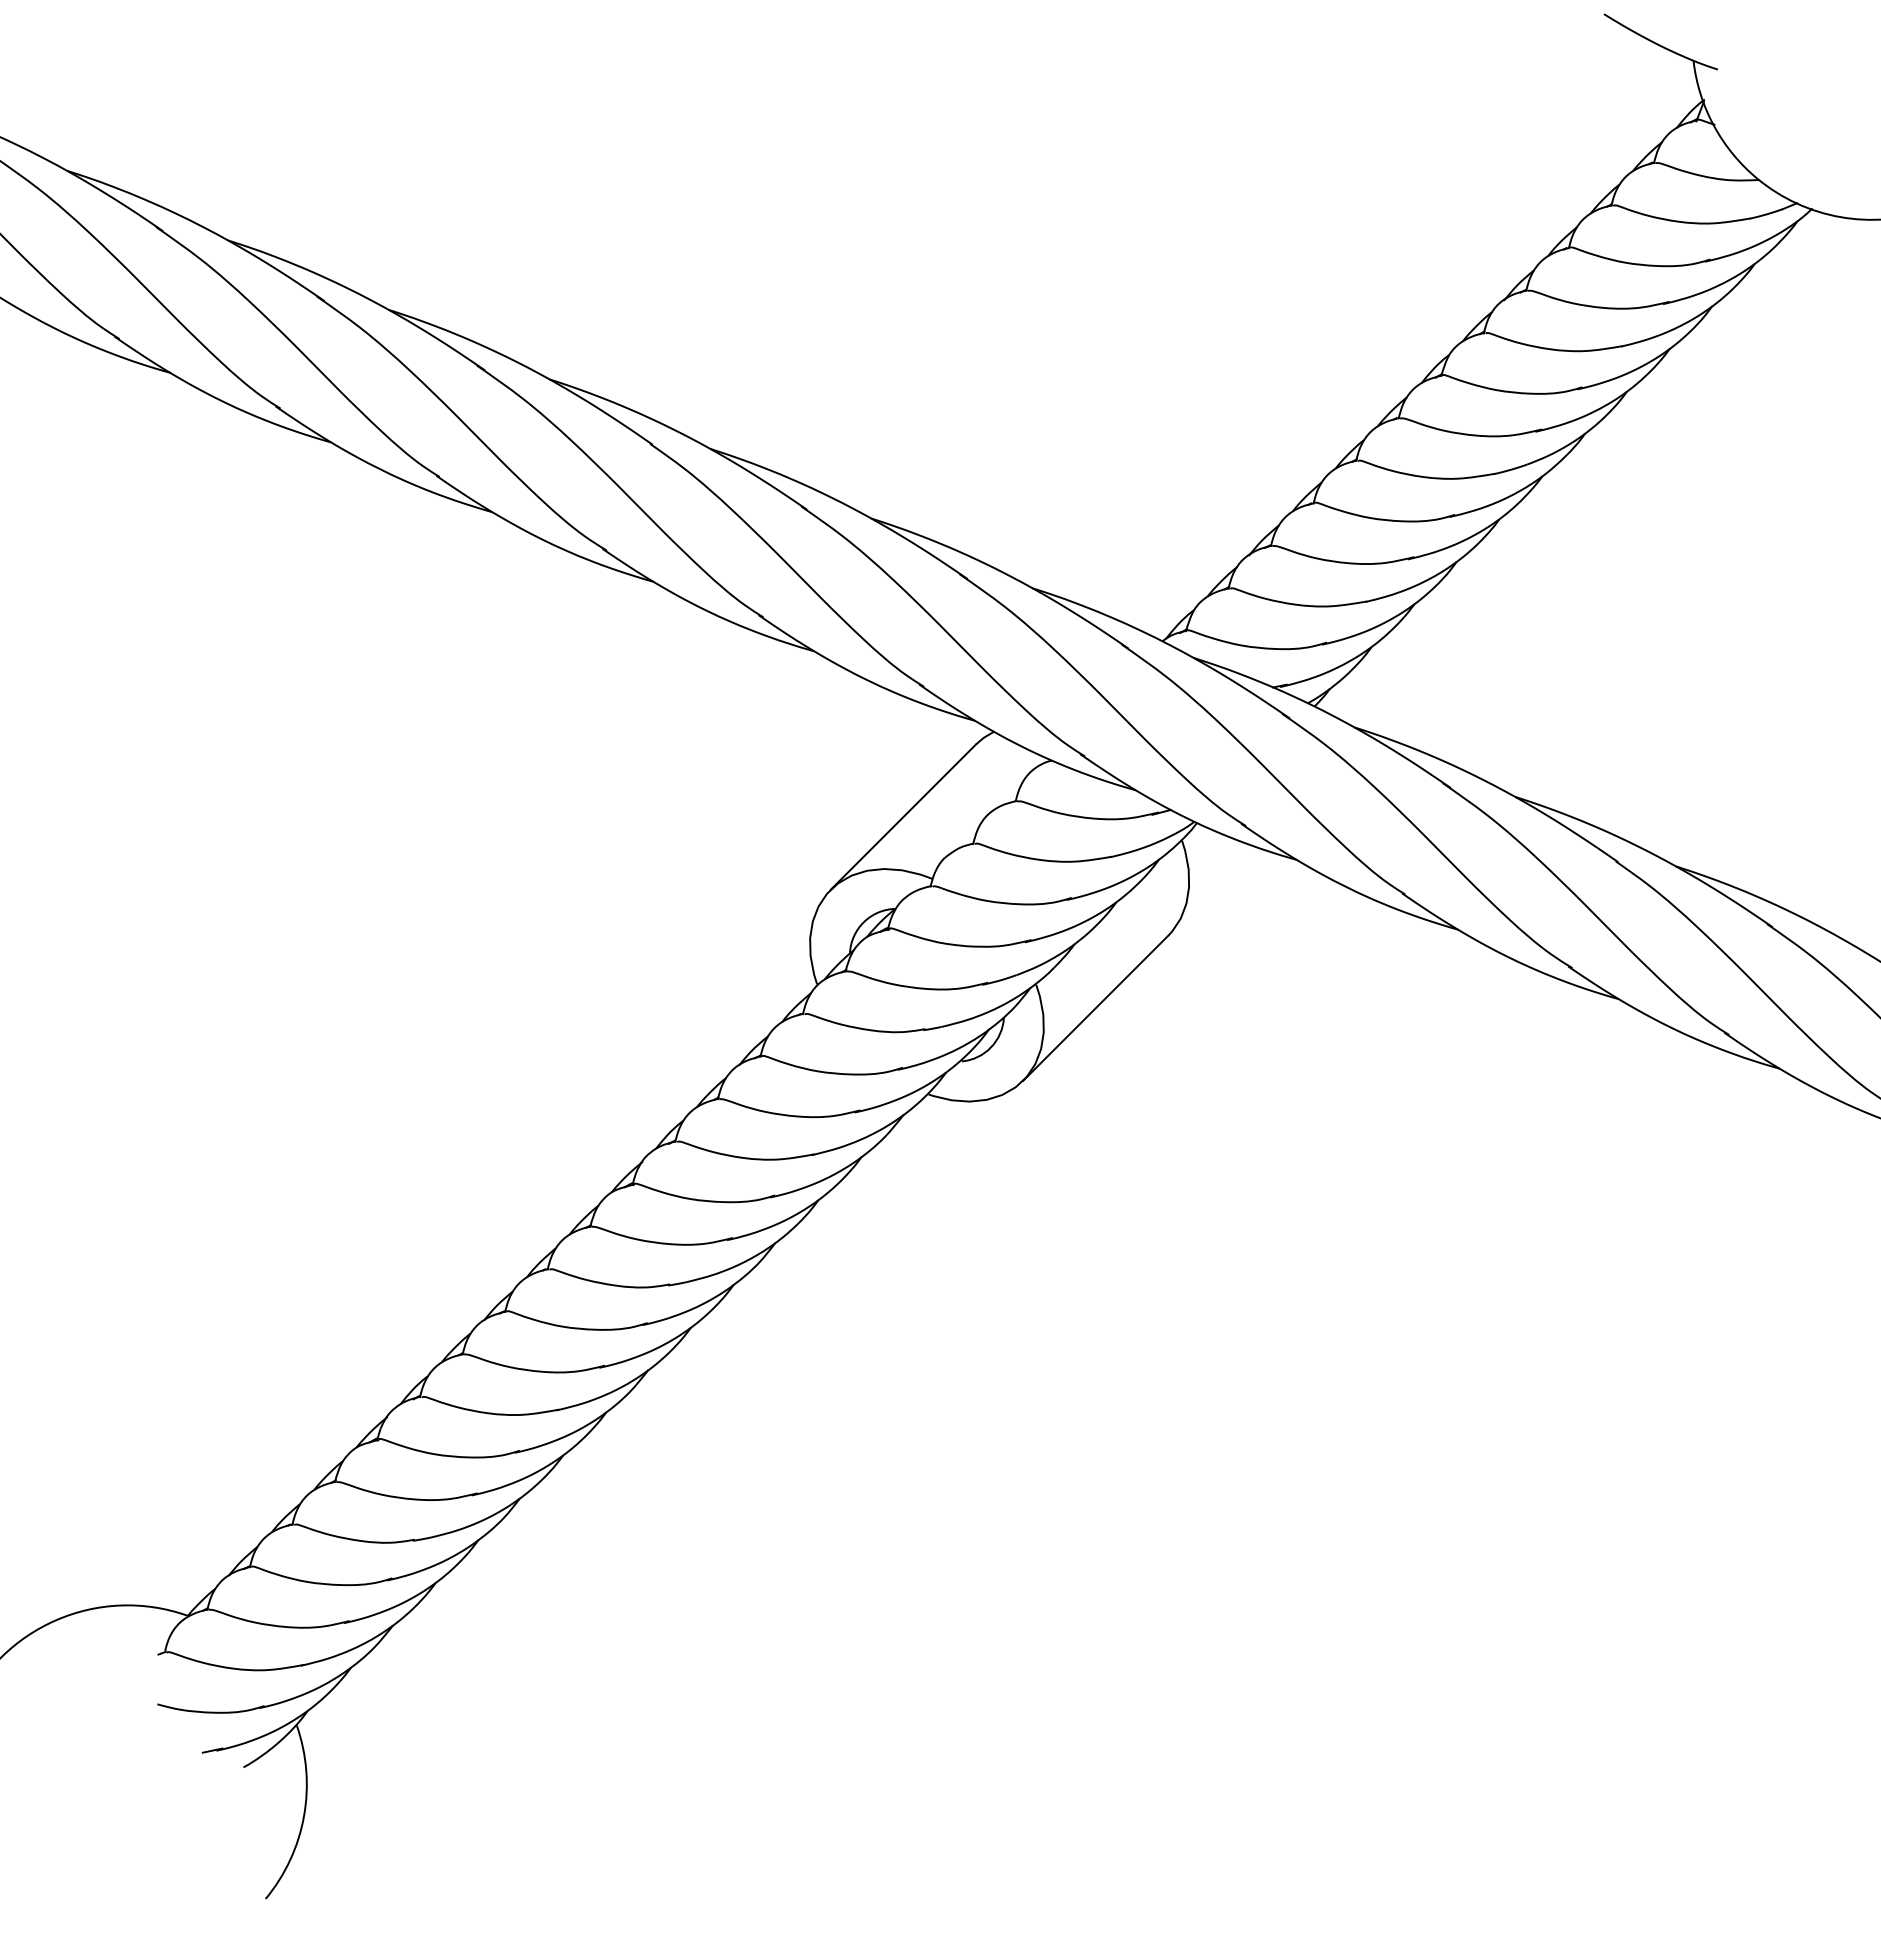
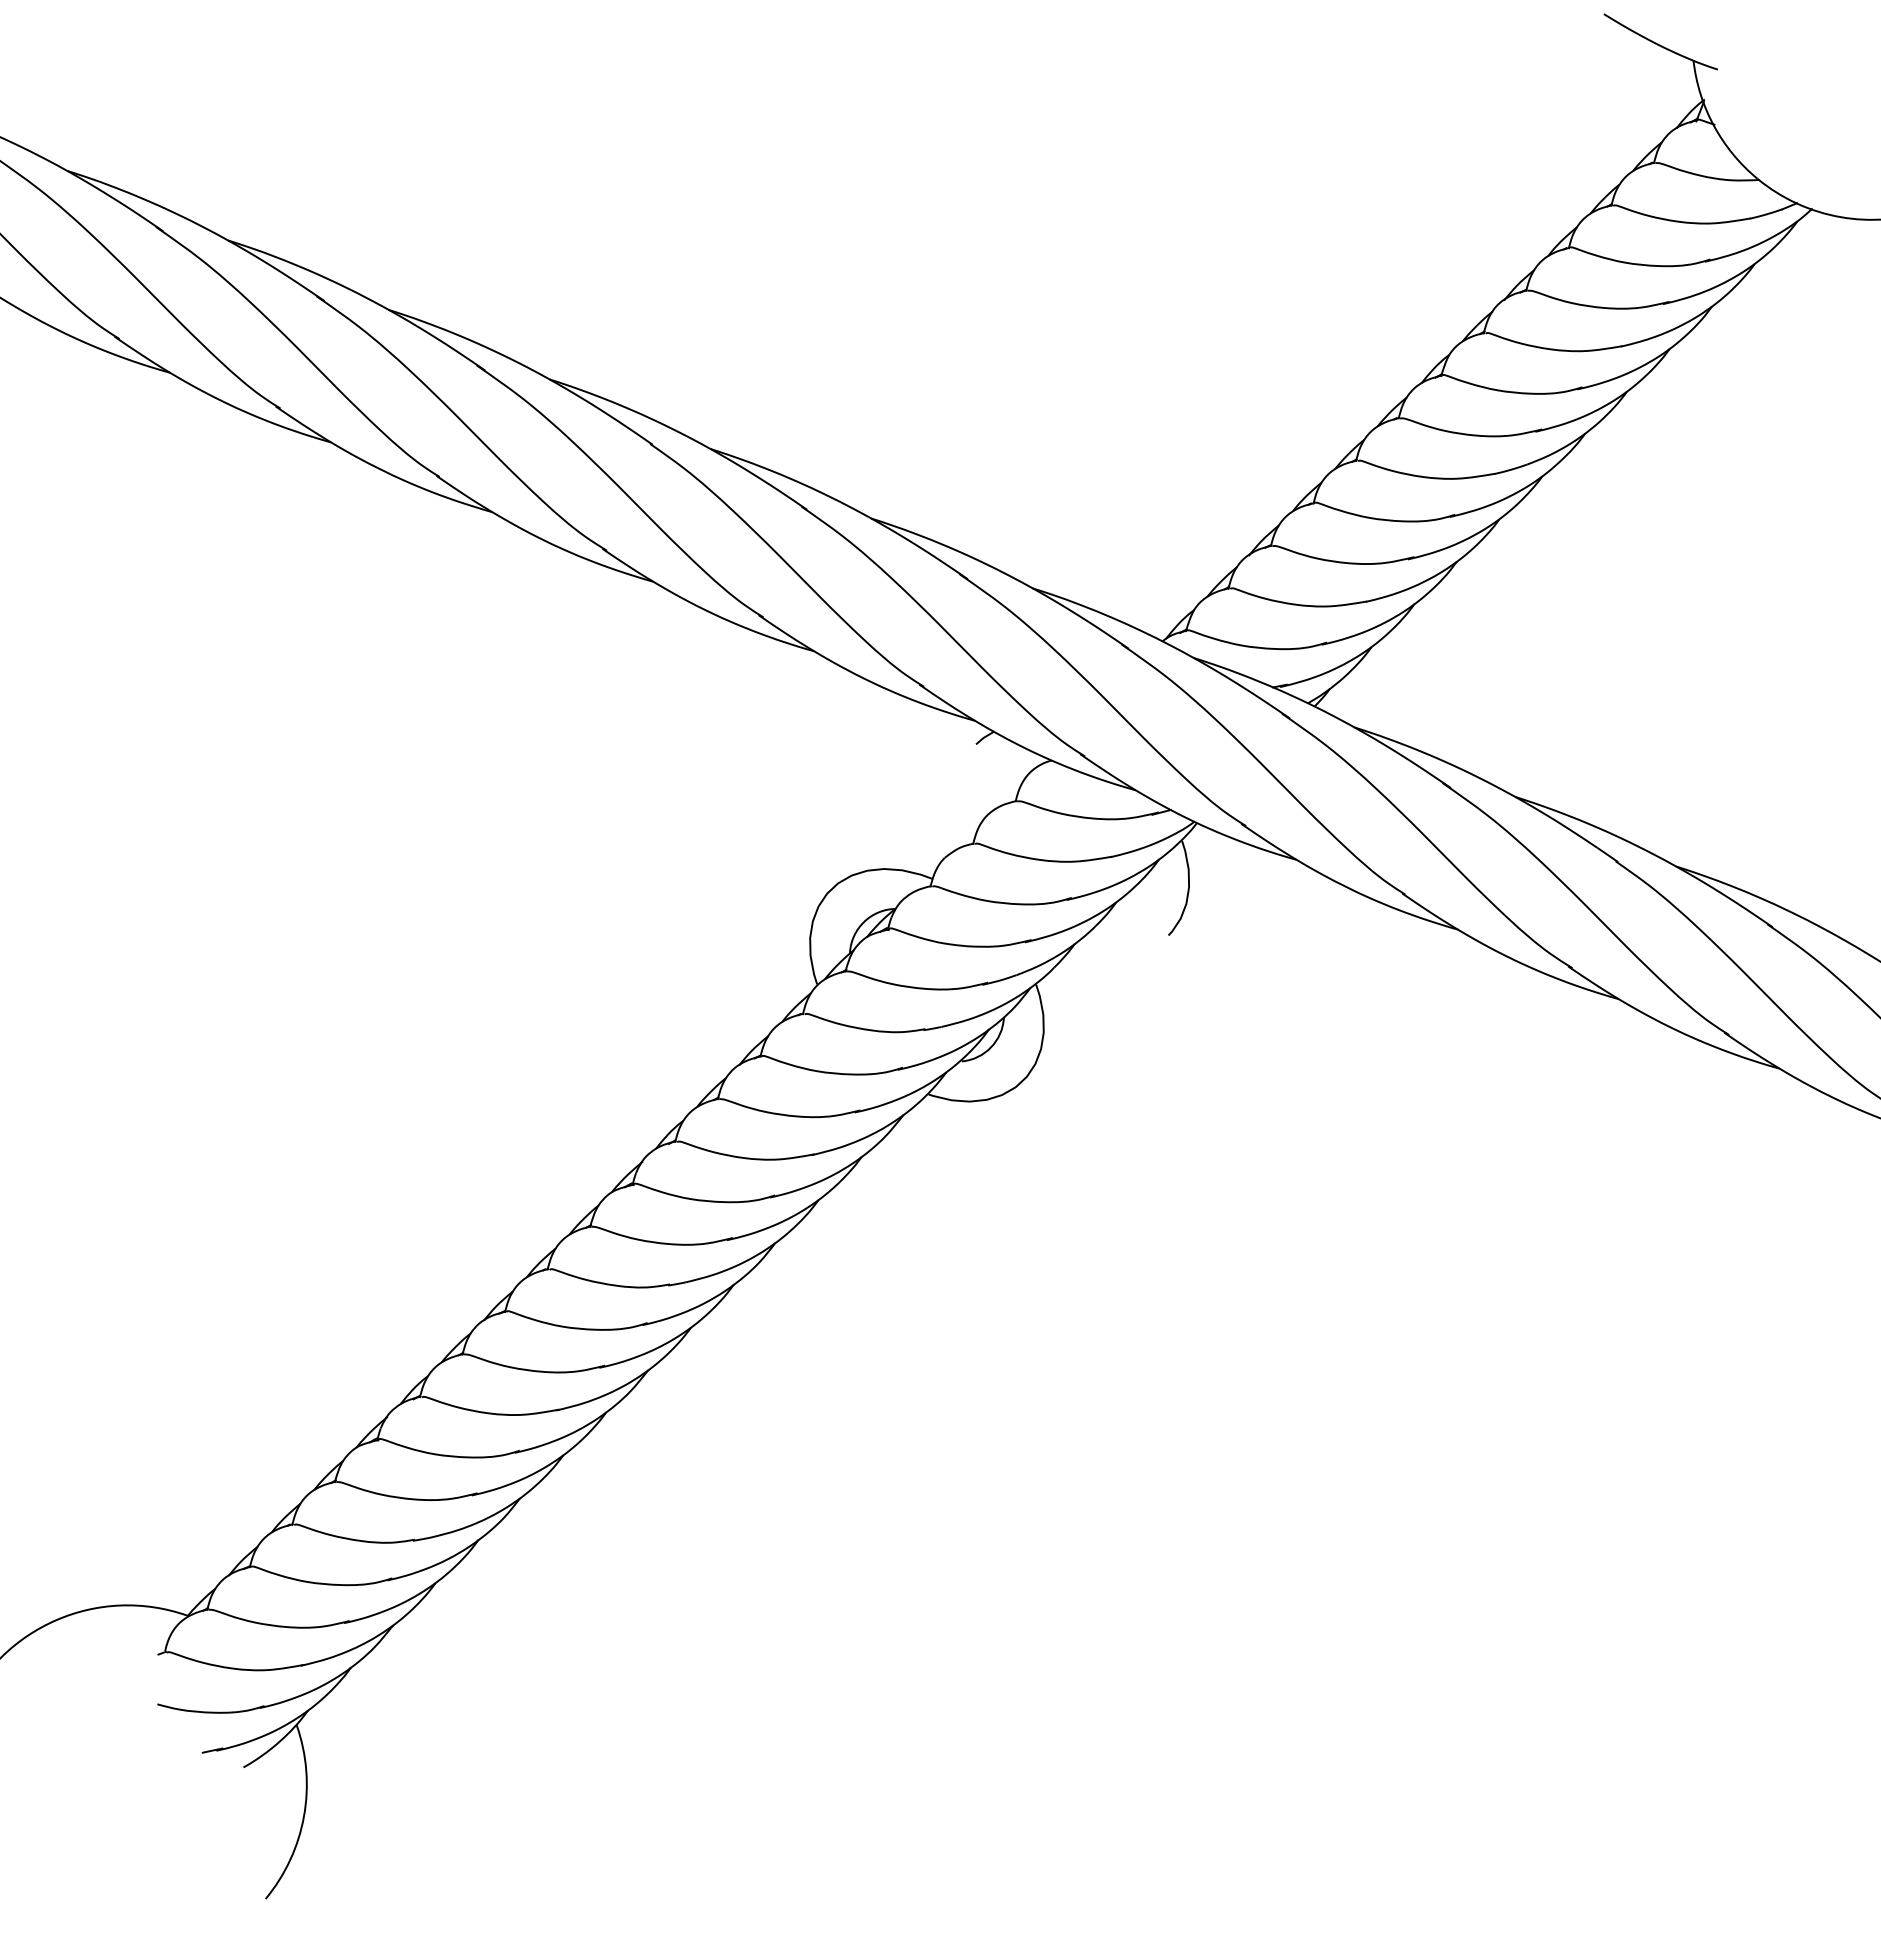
line: present -> none (903, 816)
line: present -> none (1095, 1007)
